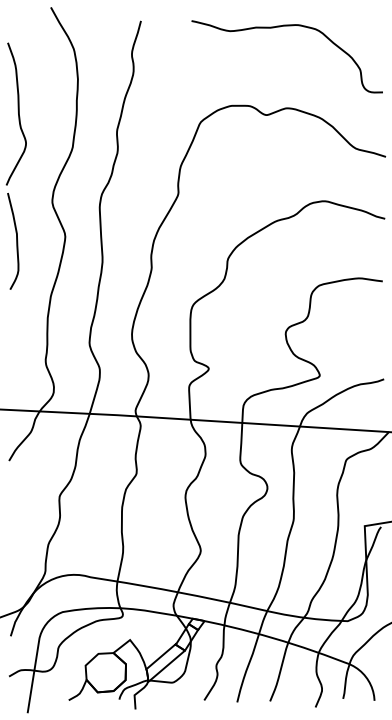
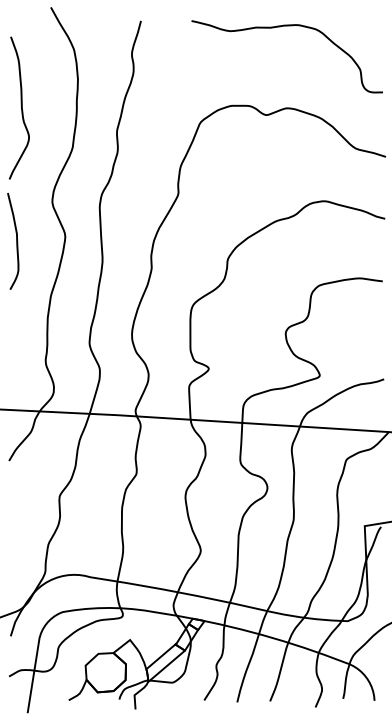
curve position: (17, 111) -> (20, 105) (20, 105)
